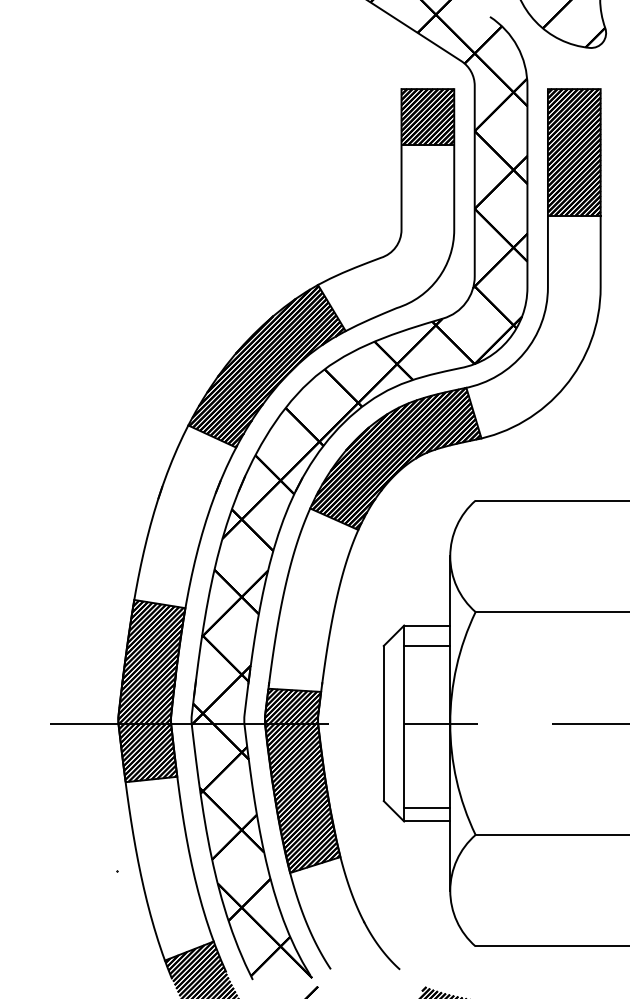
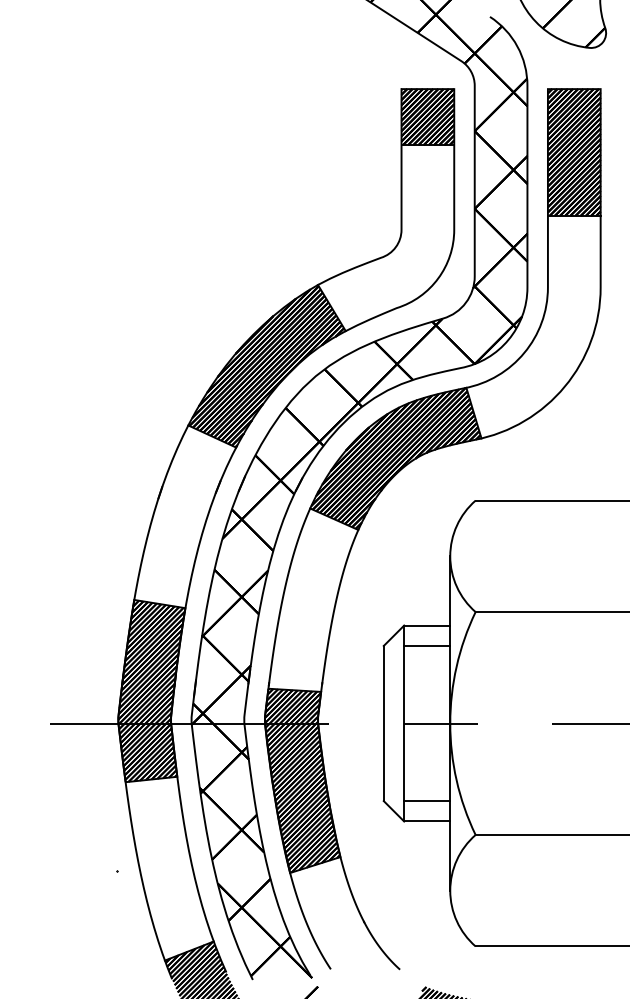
line position: (427, 808) -> (427, 801) (427, 801)
